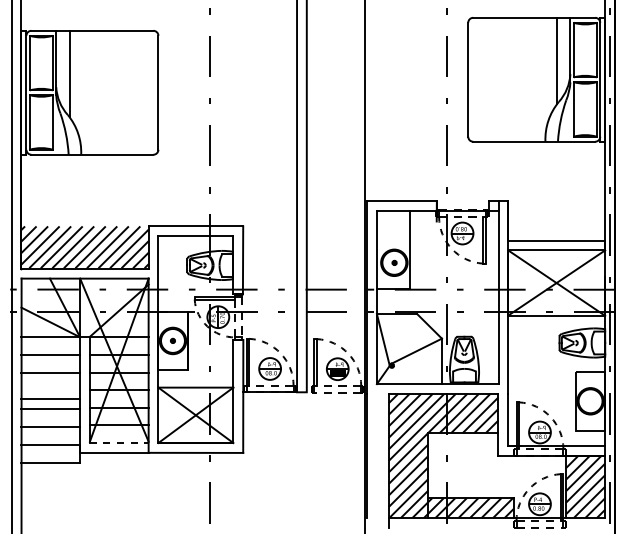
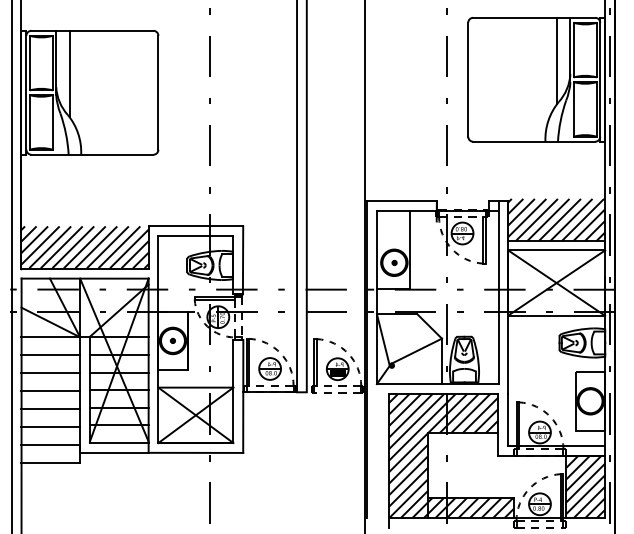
hatch: none -> present (556, 219)
line position: (50, 399) -> (50, 391) (50, 391)
line: dashed -> solid (119, 443)
